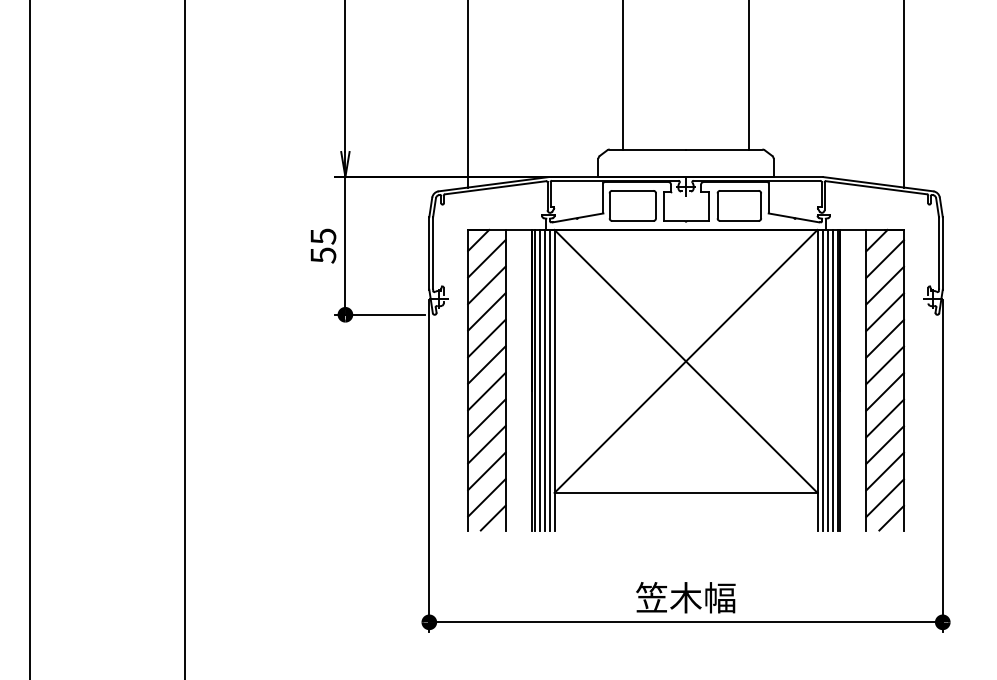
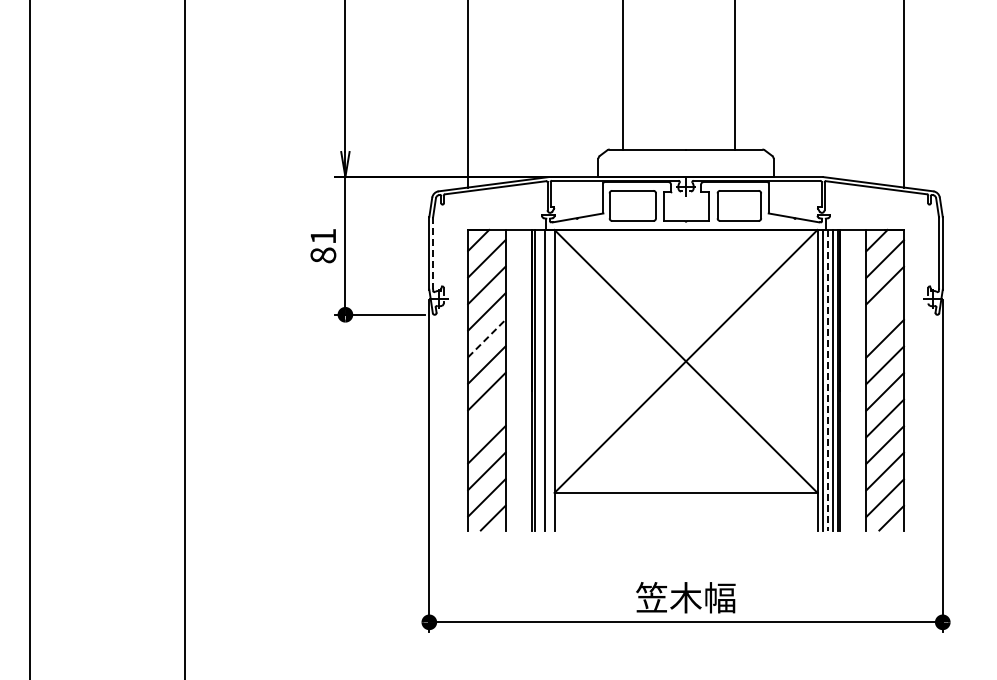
line position: (748, 75) -> (734, 75) (734, 75)
text: 55 -> 81 (323, 245)
line: solid -> dashed (433, 253)
line: present -> none (884, 311)
line: solid -> dashed (486, 338)
line: present -> none (539, 379)
line: present -> none (549, 379)
line: solid -> dashed (827, 380)
line: present -> none (486, 417)
